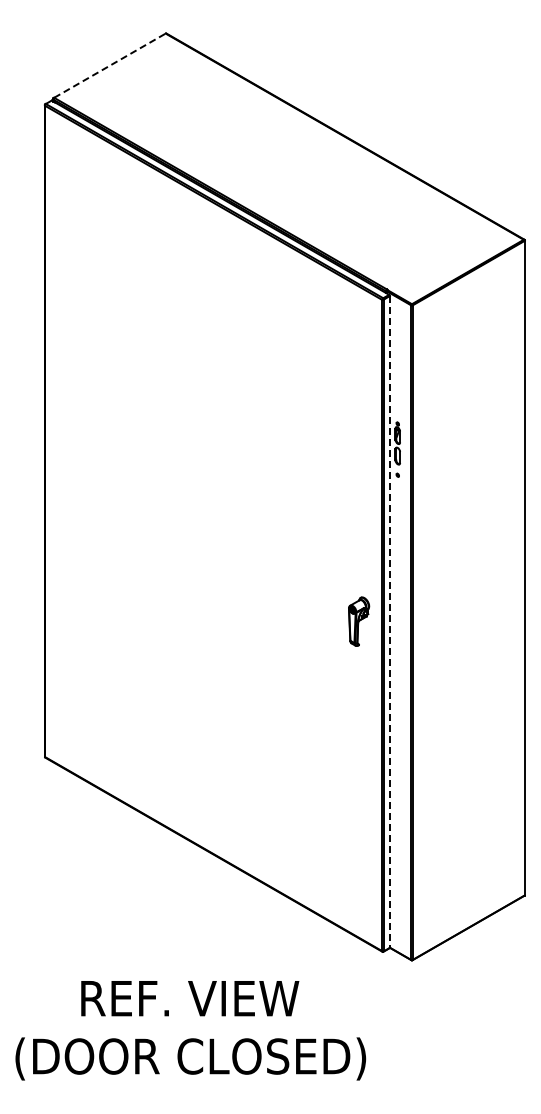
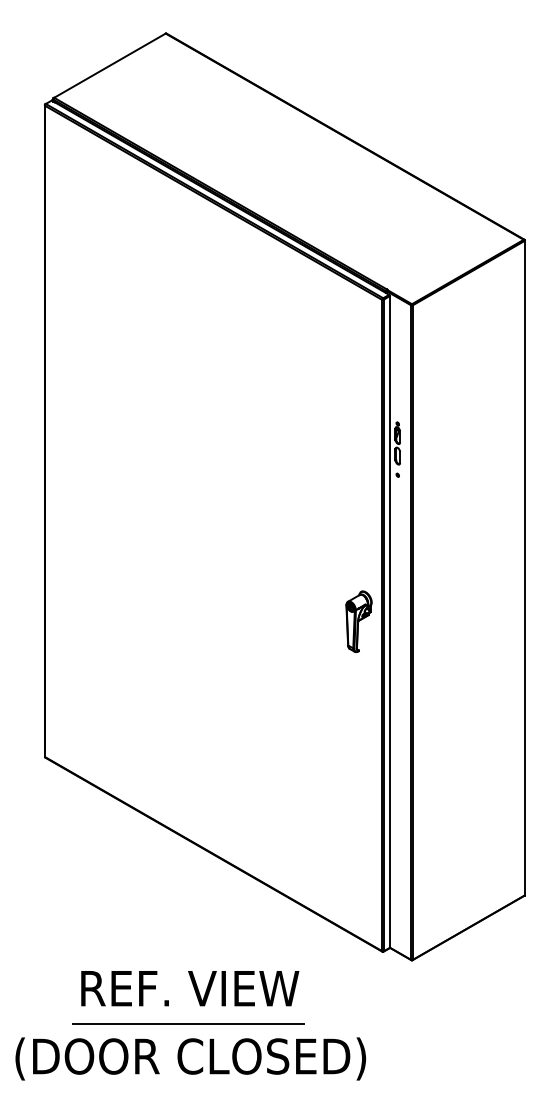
line: dashed -> solid (110, 65)
part size: 23x51 px -> 28x63 px (358, 621)
line: dashed -> solid (389, 622)
text position: (190, 998) -> (190, 988) (190, 988)
line: none -> present (188, 1024)
